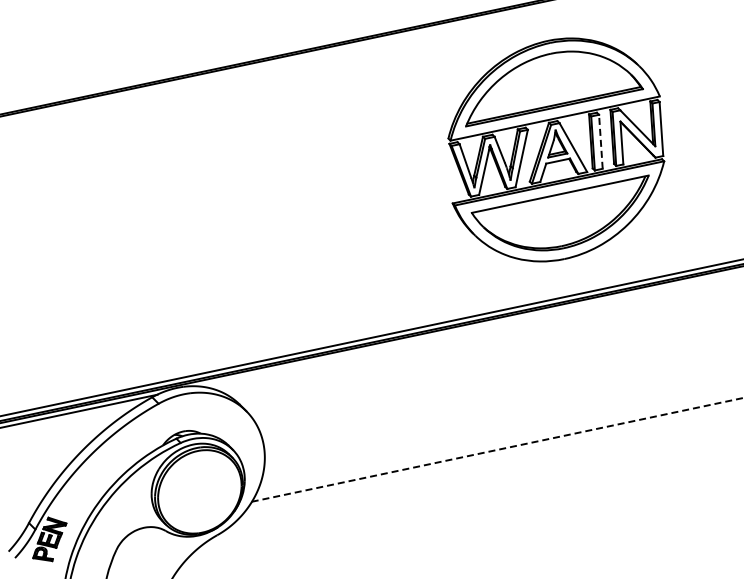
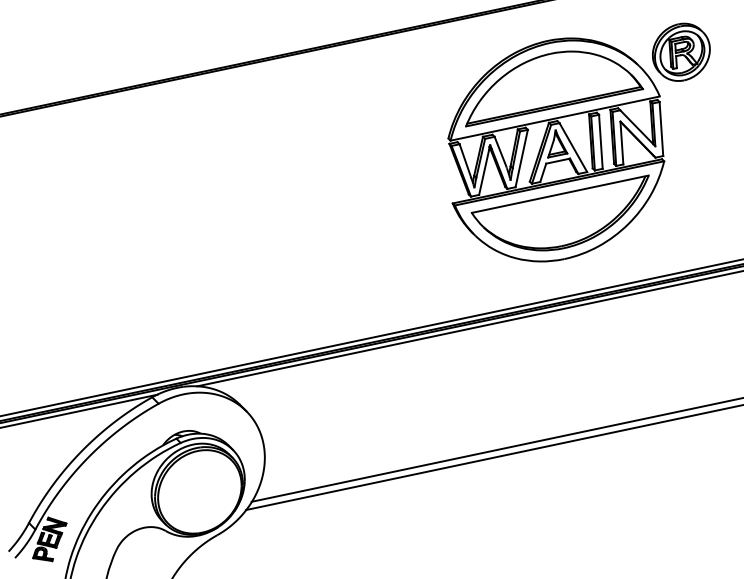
part: none -> present (681, 51)
line: dashed -> solid (600, 141)
line: none -> present (468, 328)
line: dashed -> solid (497, 449)
line: none -> present (492, 457)
